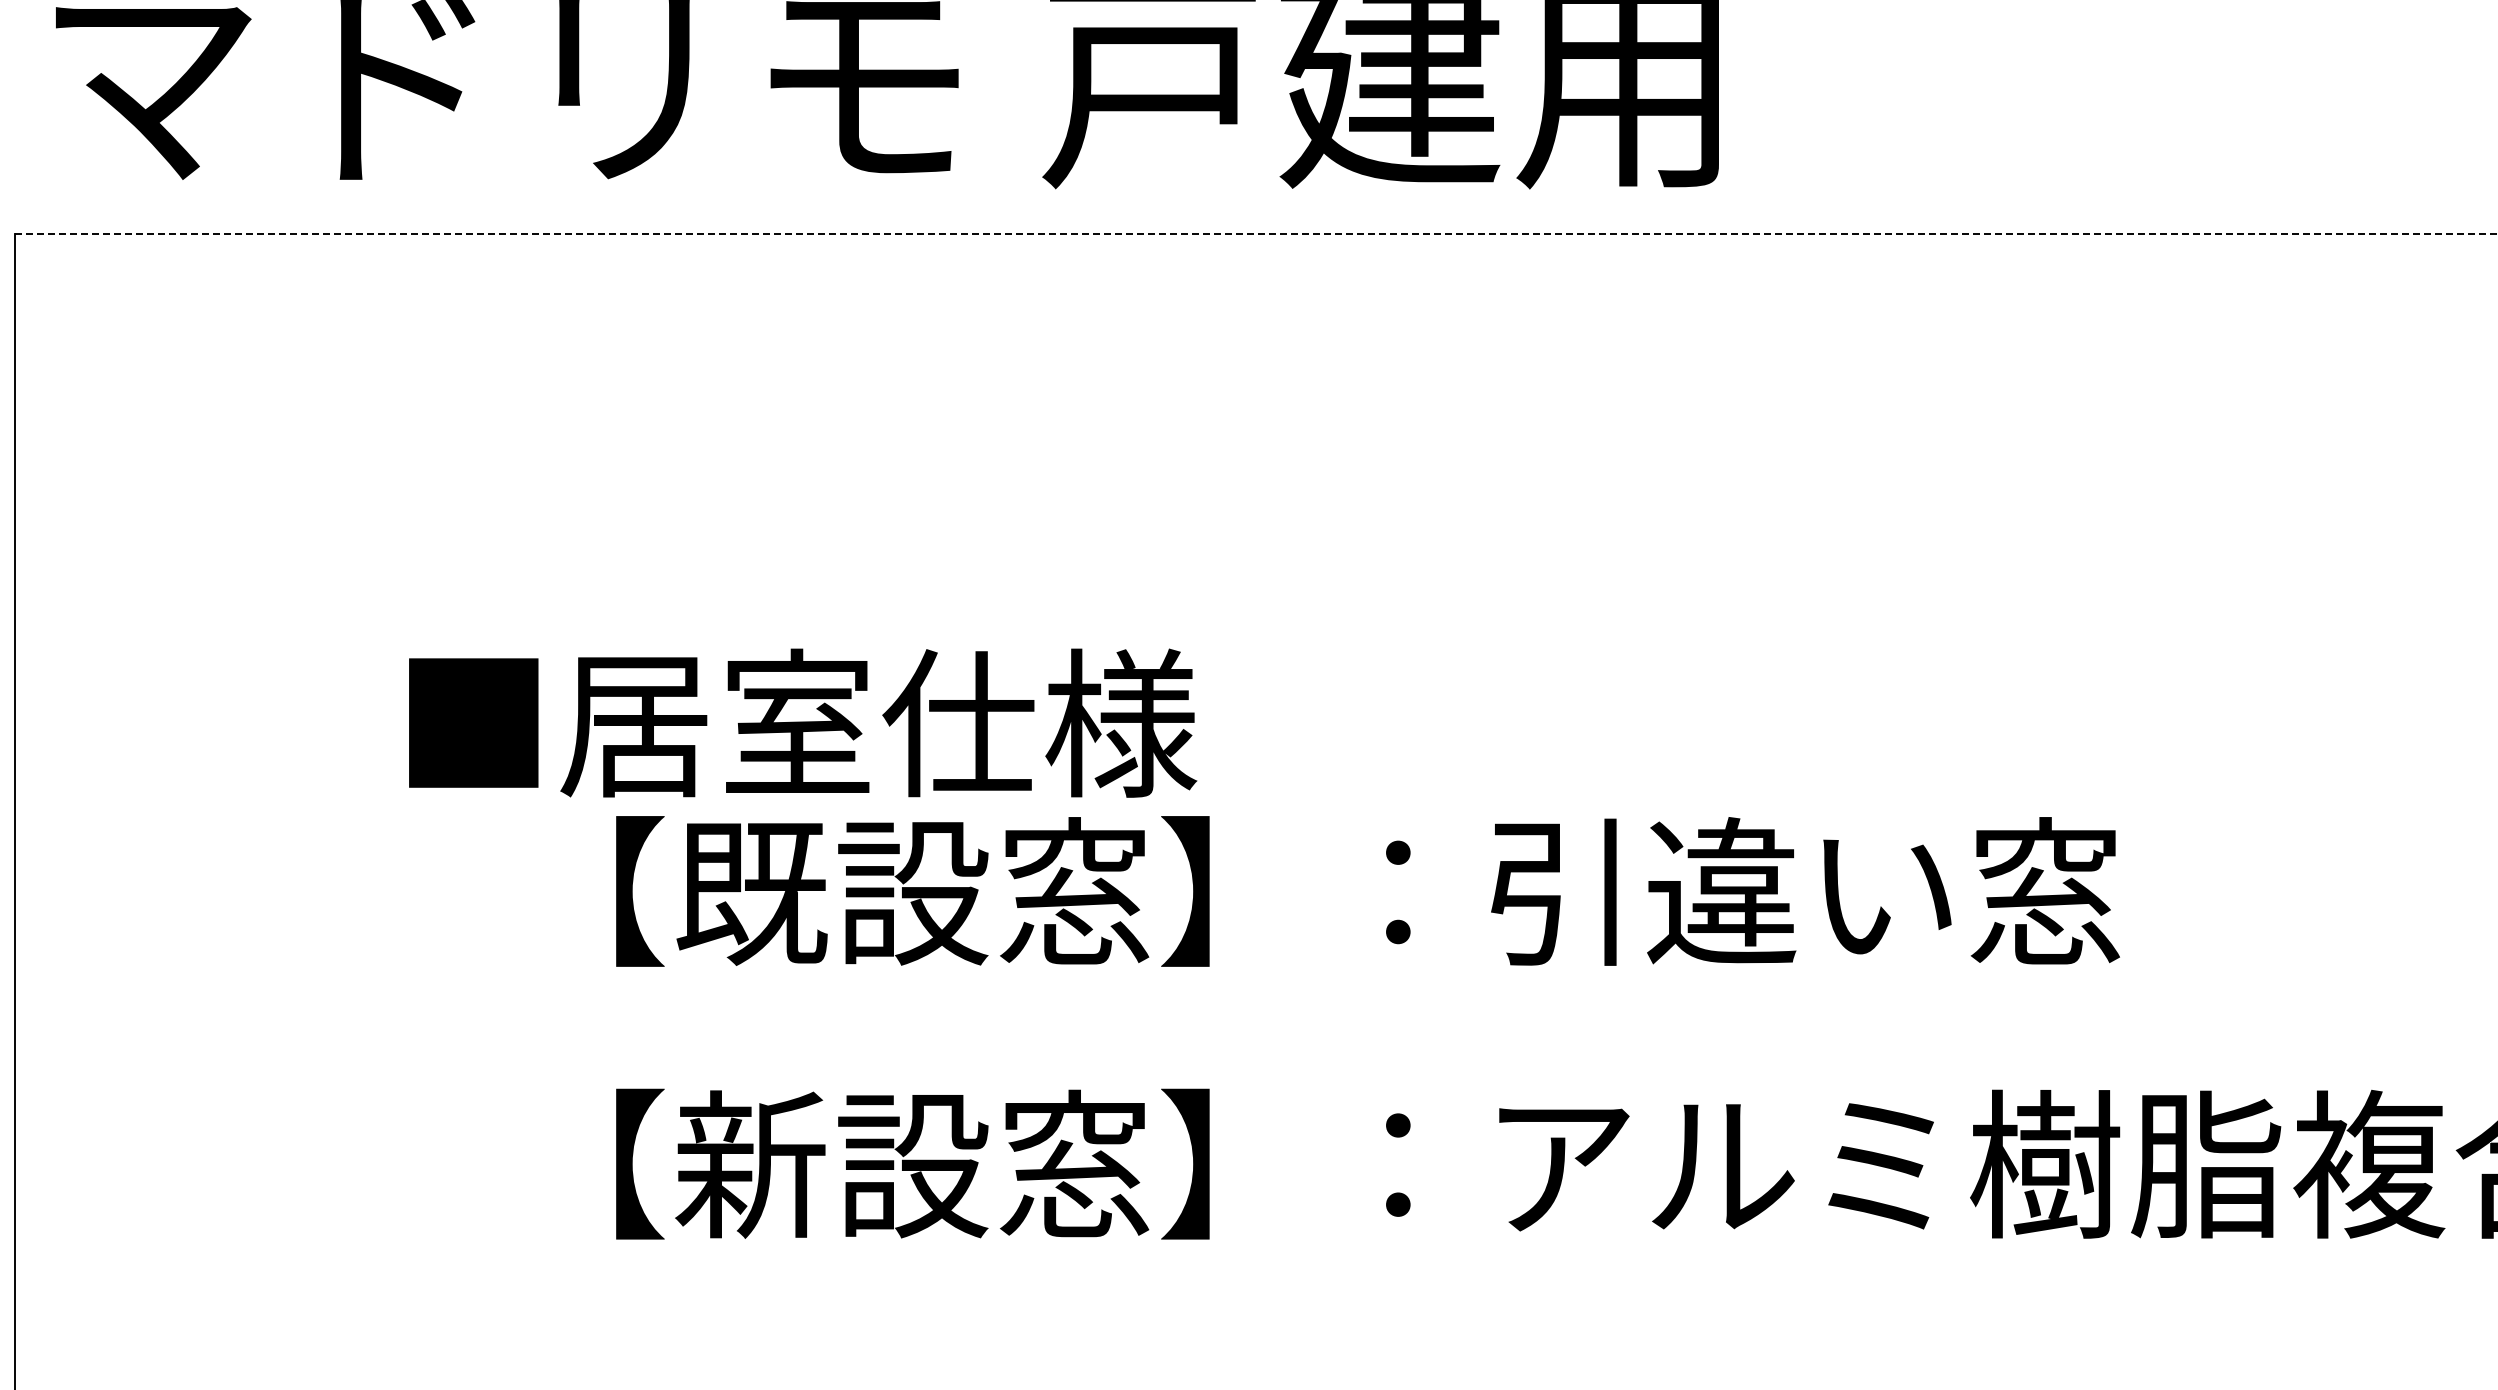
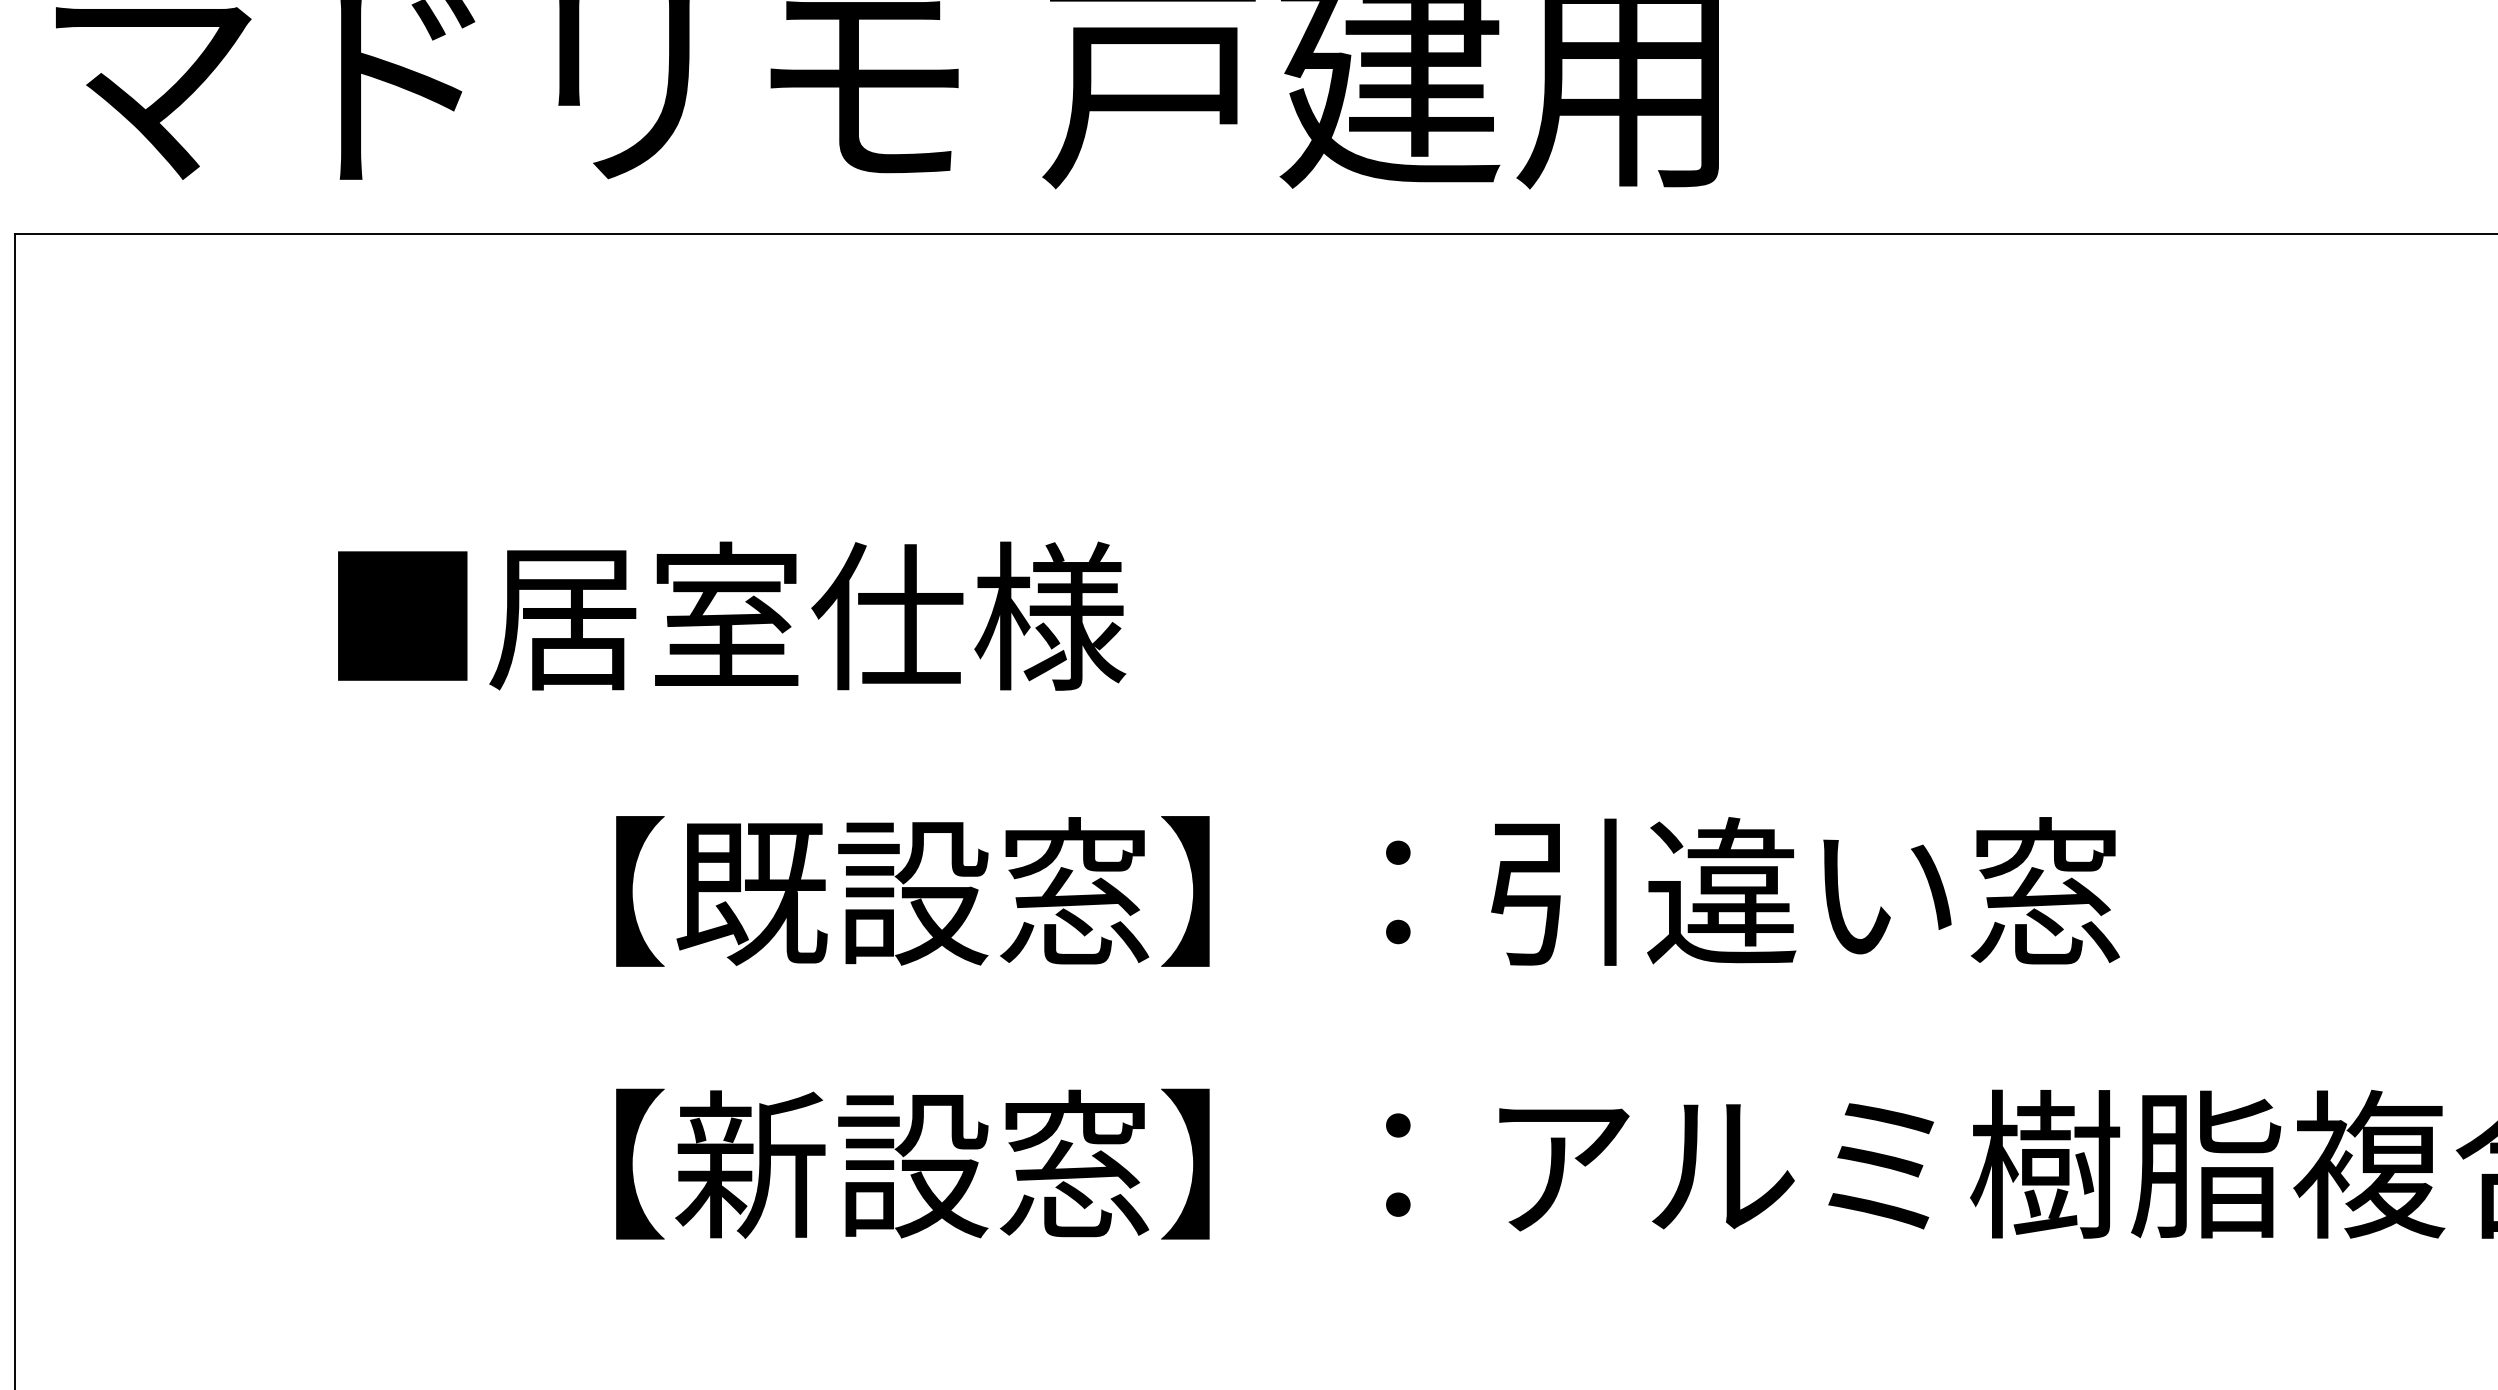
line: dashed -> solid (1256, 233)
text position: (803, 722) -> (732, 615) (732, 615)
